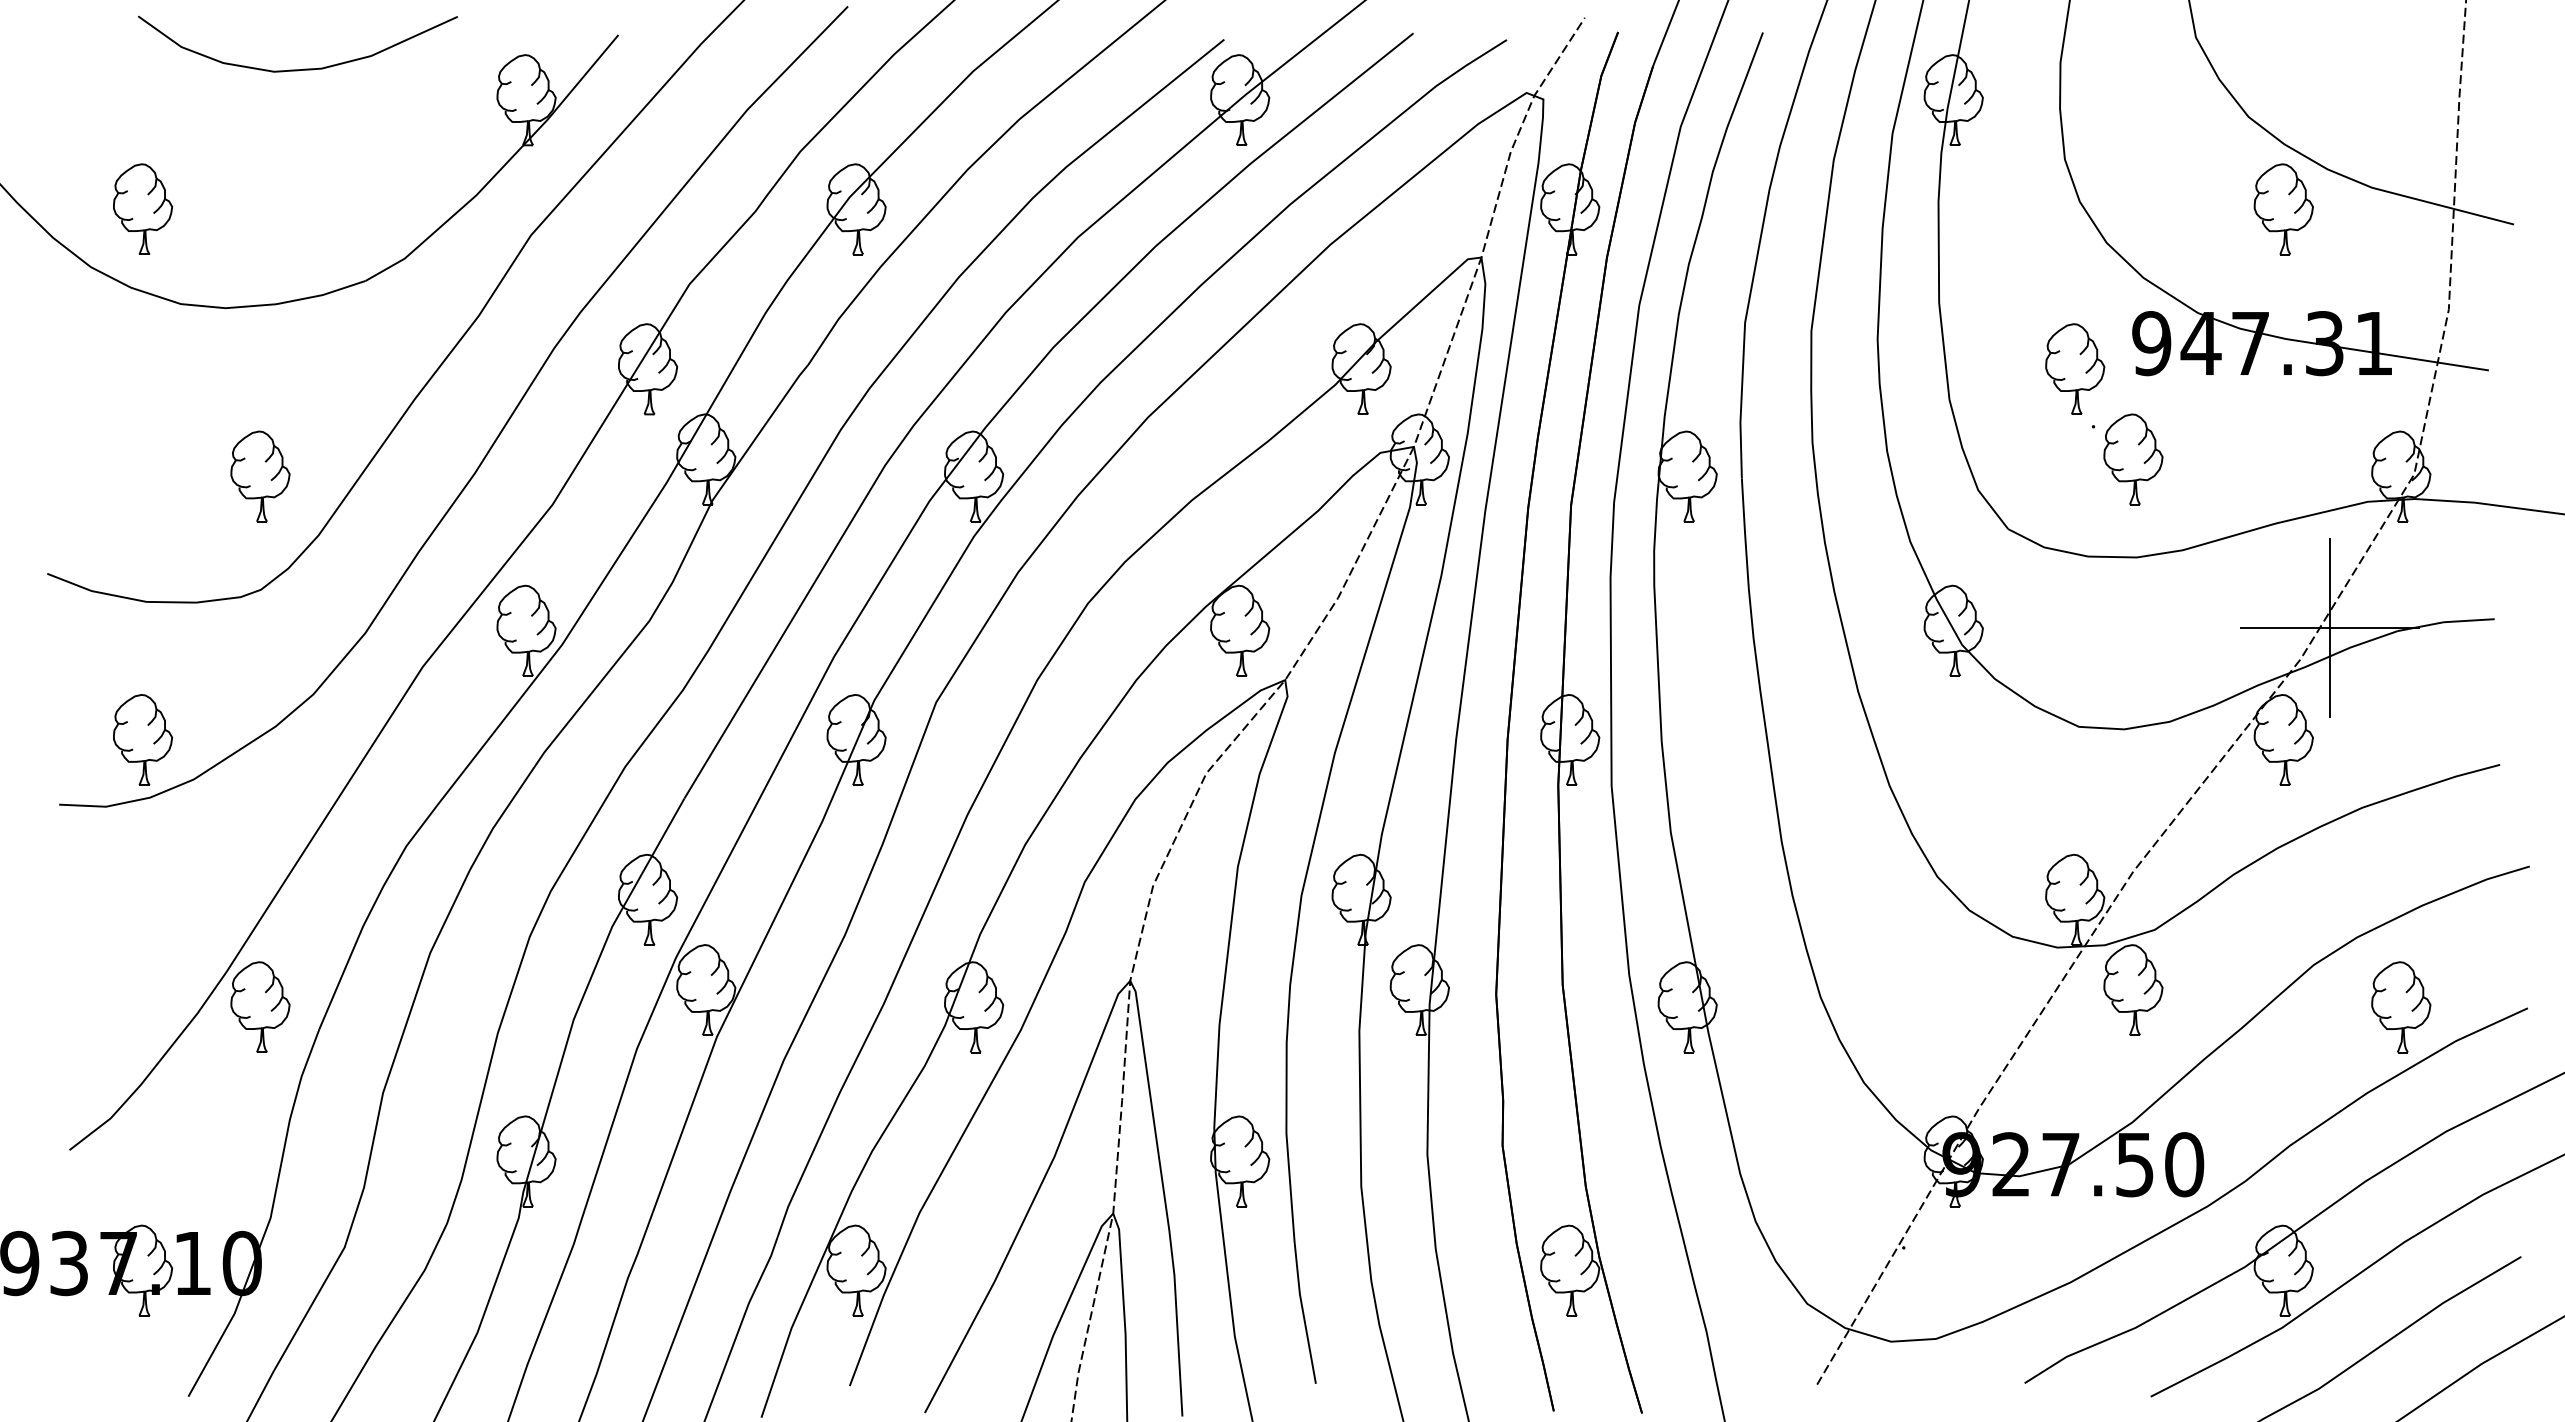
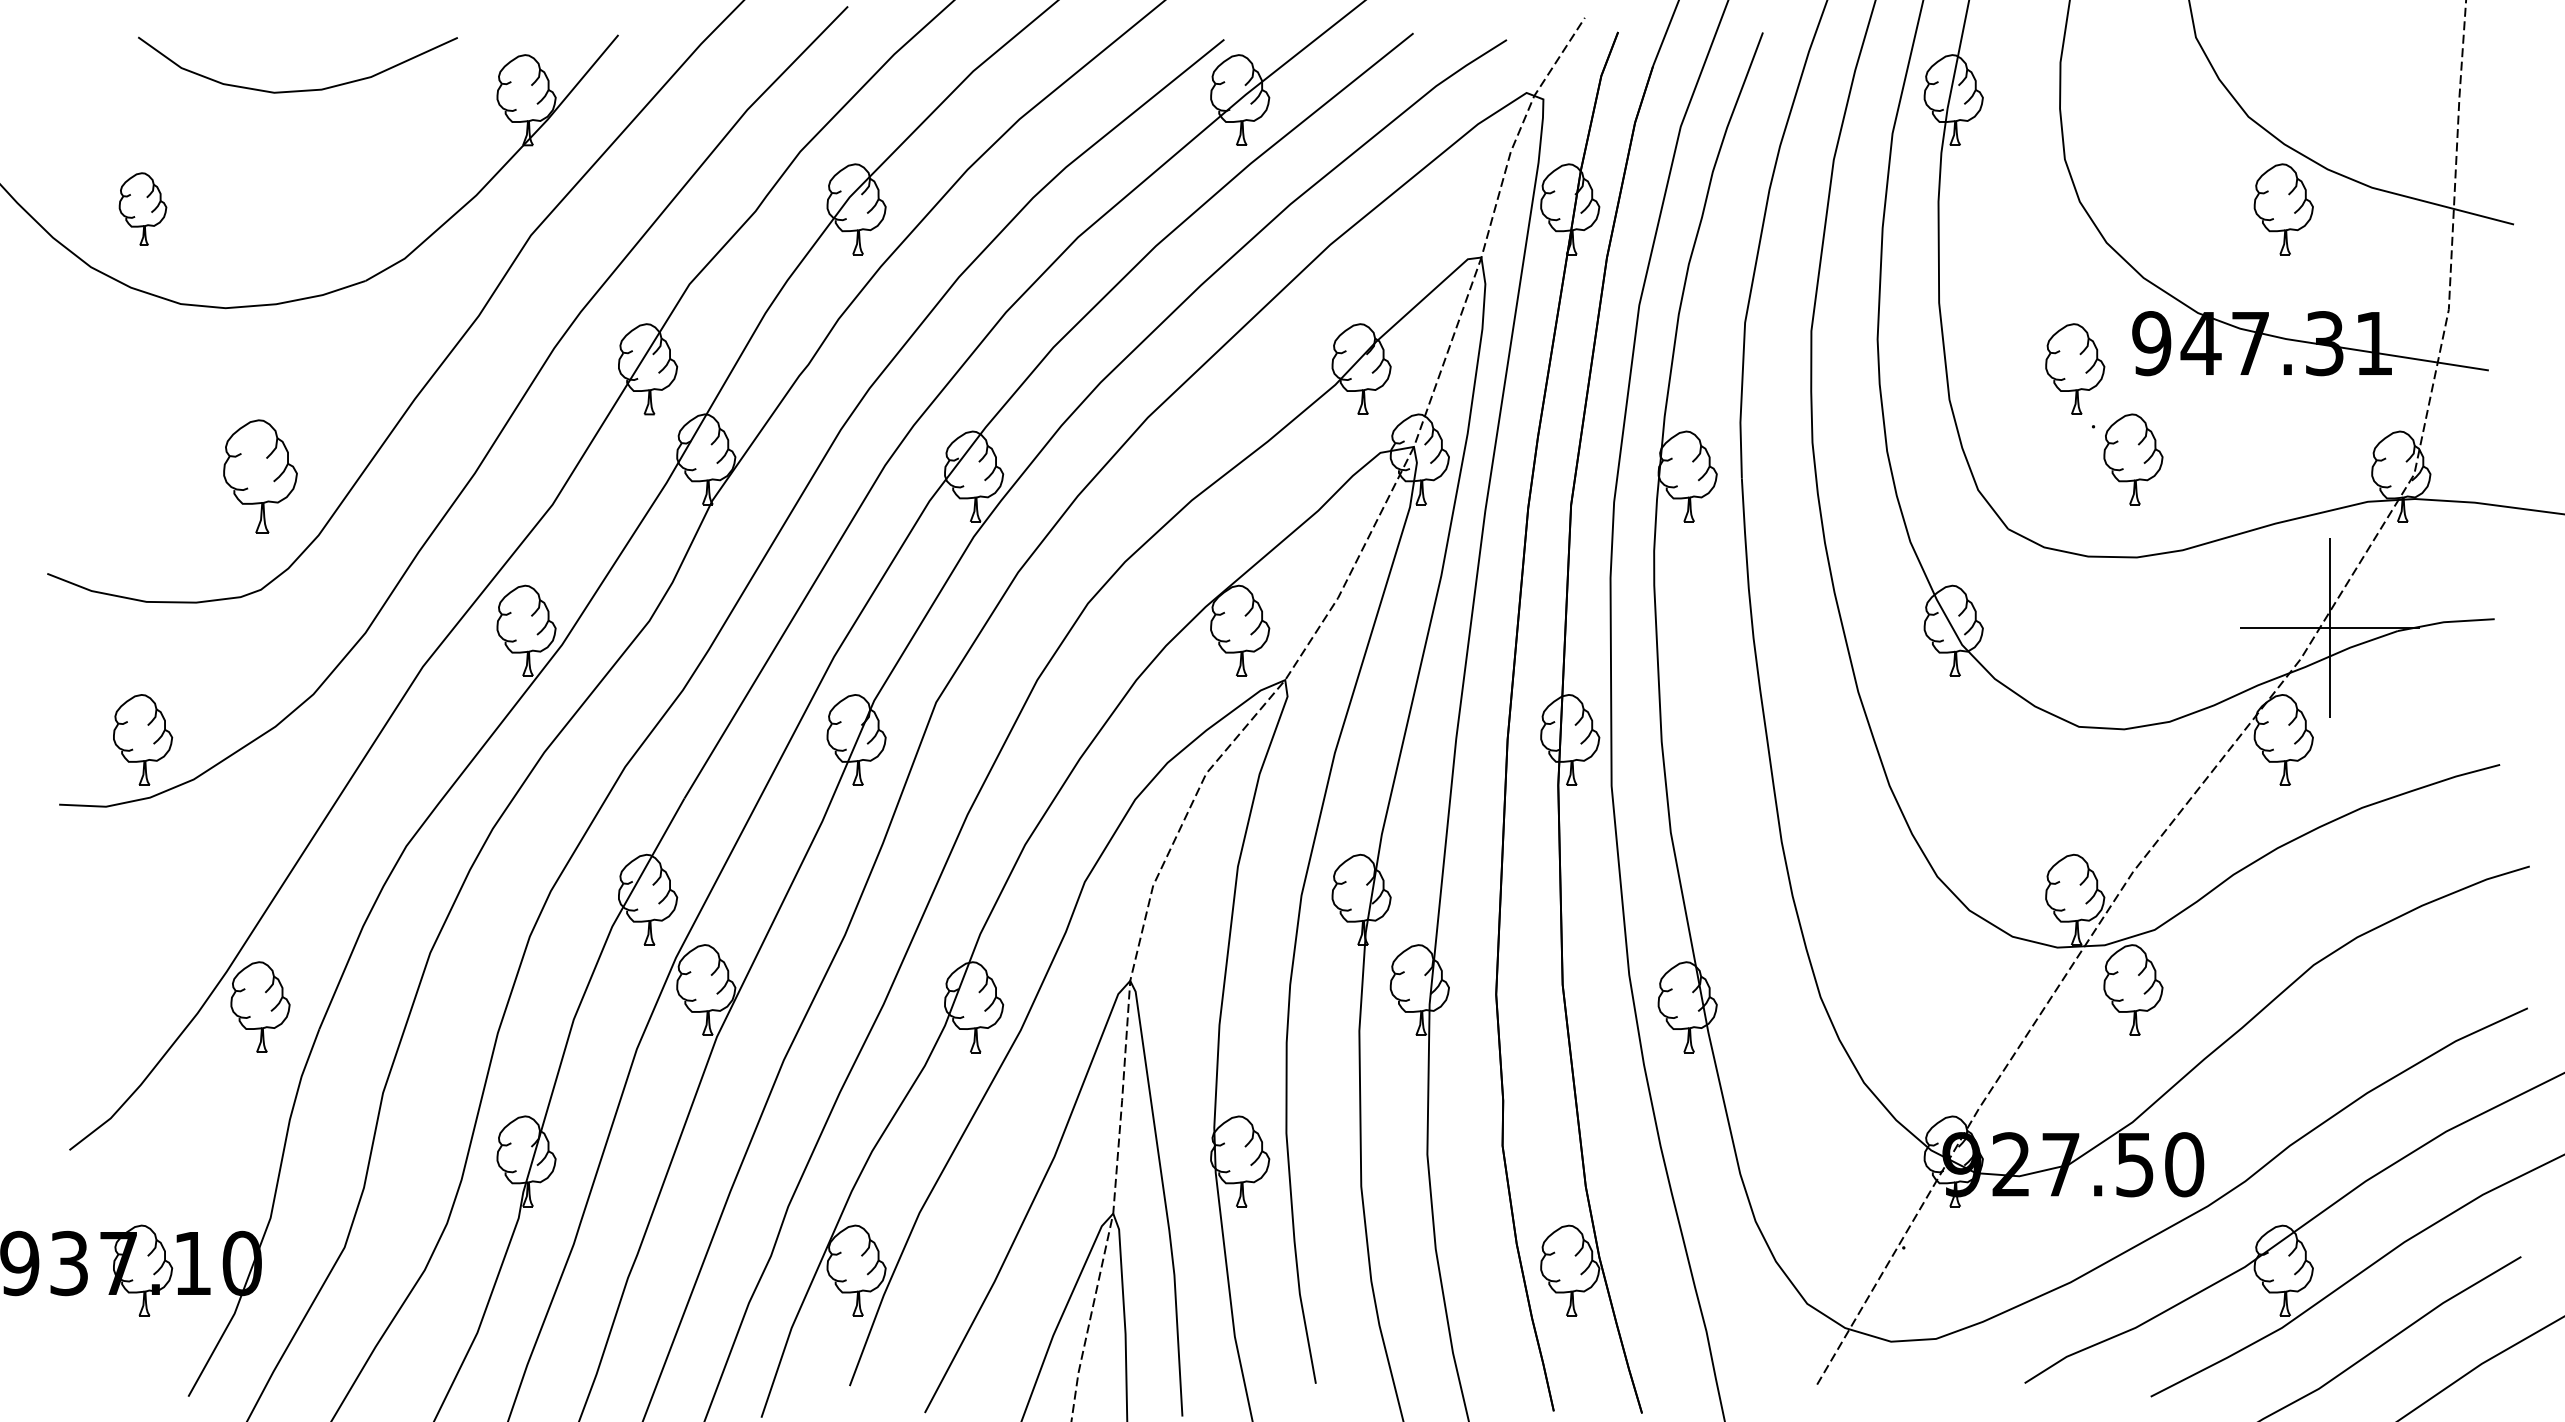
curve position: (304, 68) -> (304, 89) (304, 89)
part size: 60x92 px -> 50x74 px (142, 208)
part size: 61x93 px -> 75x115 px (260, 476)
part: present -> none (2401, 1007)
